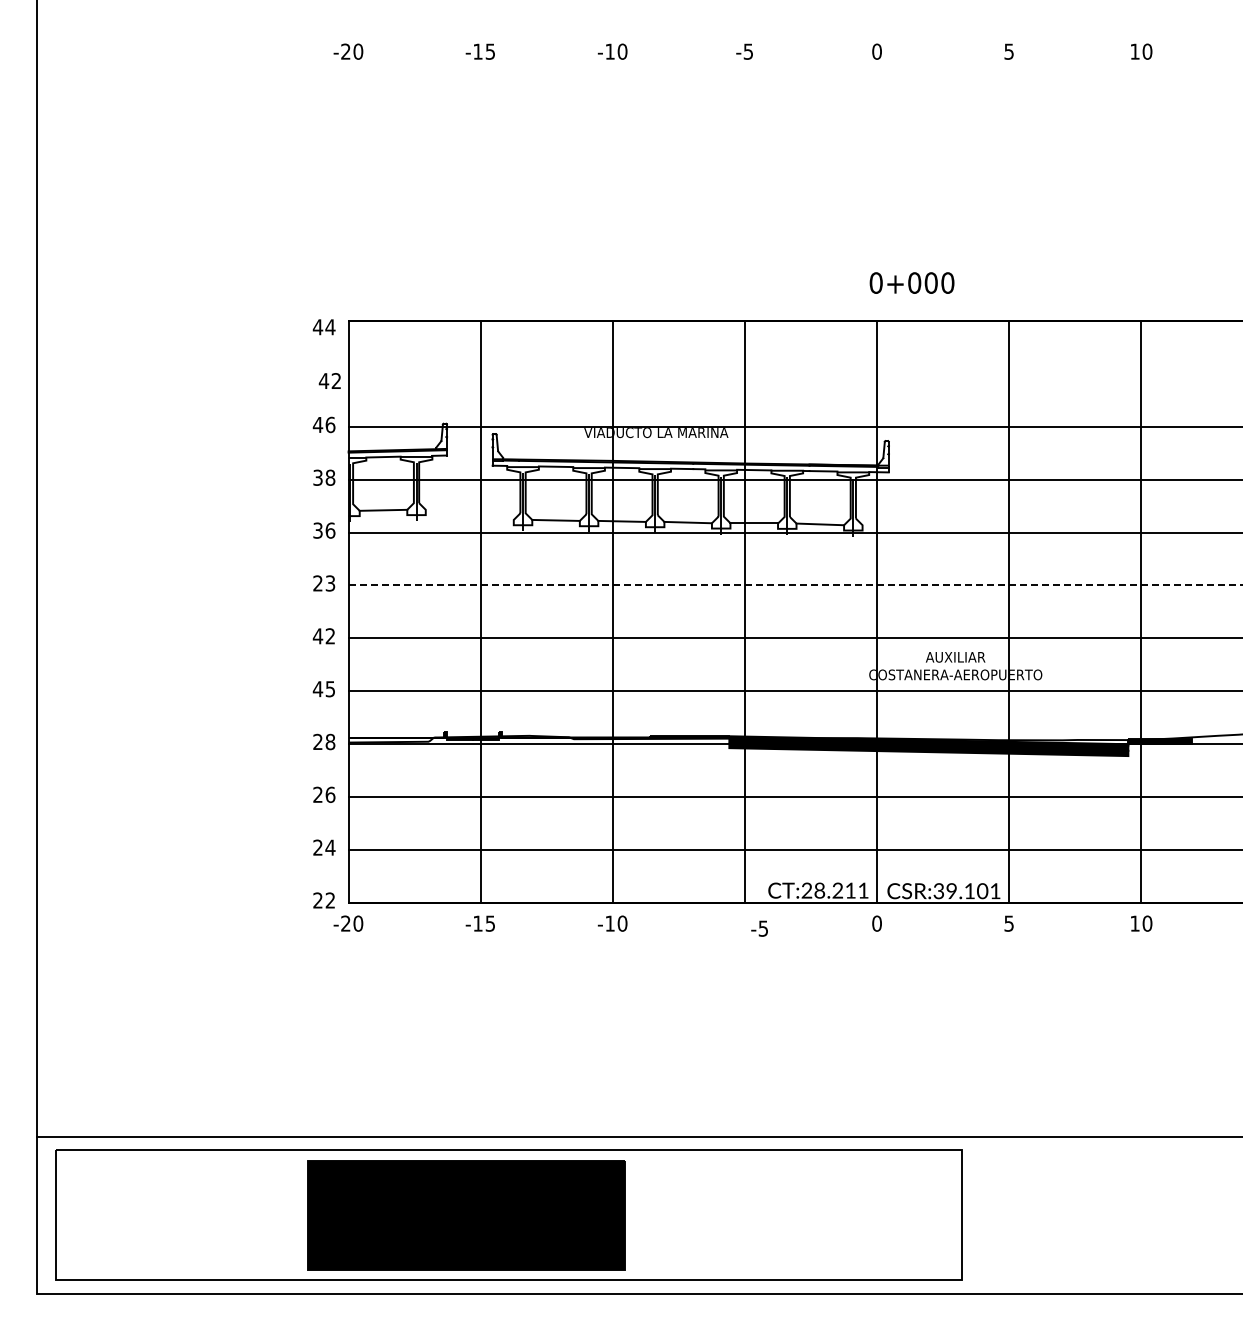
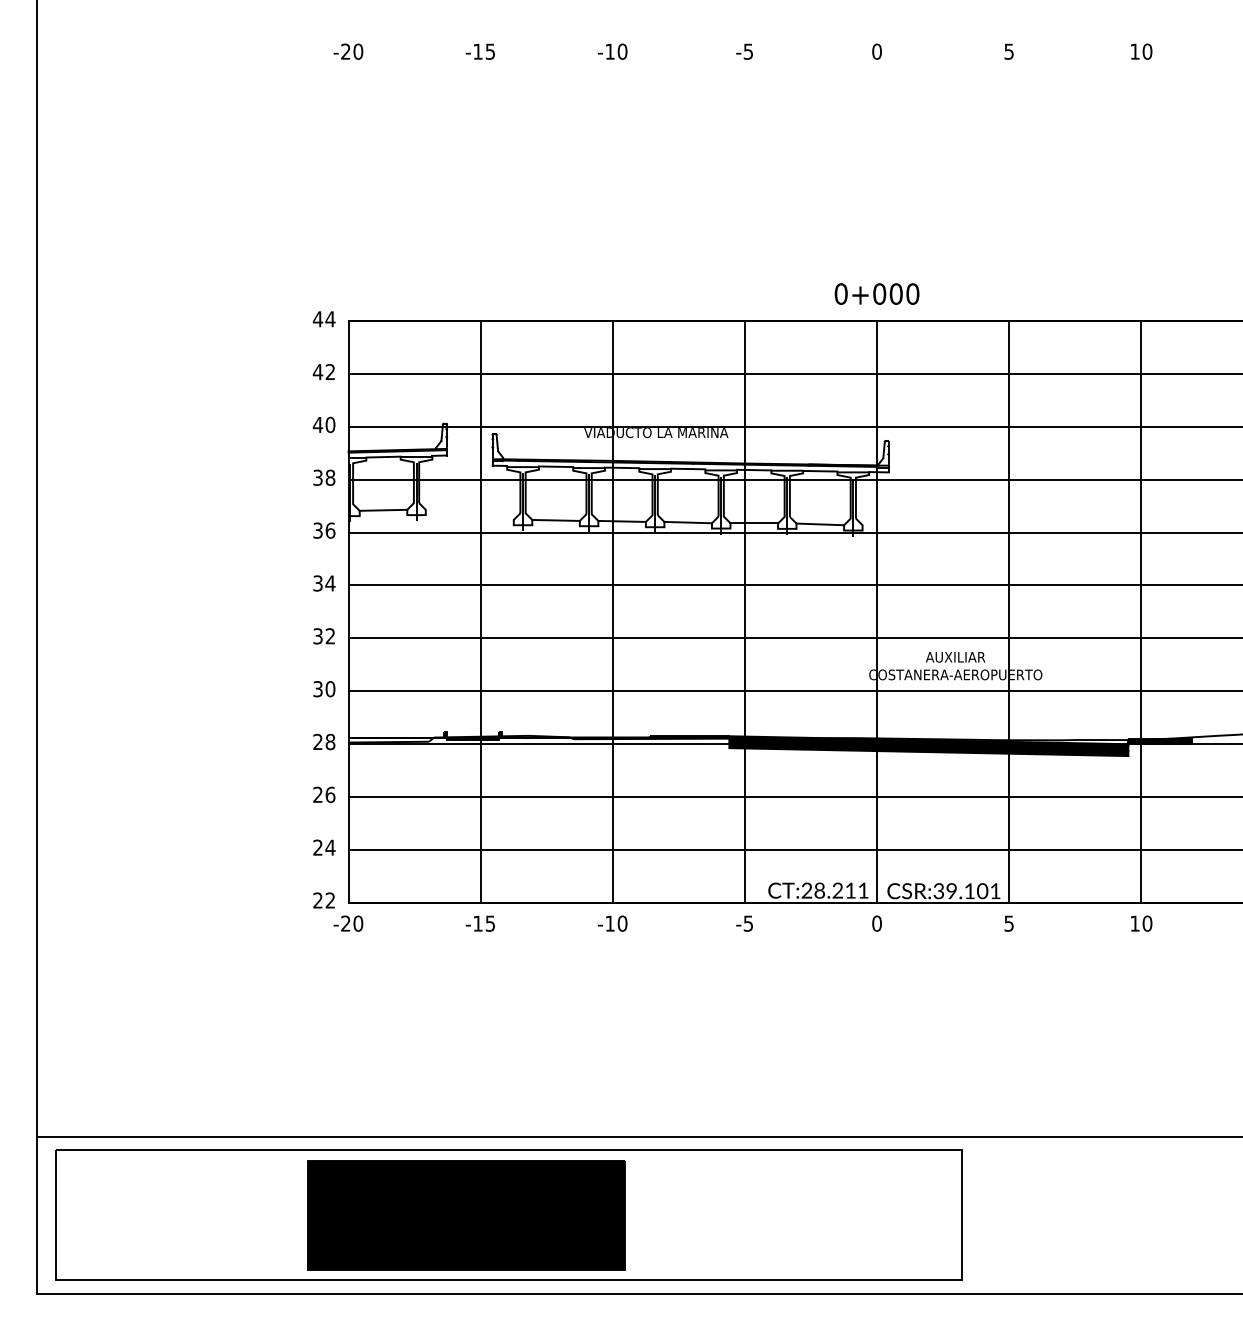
text position: (911, 282) -> (876, 293) (876, 293)
text position: (323, 327) -> (323, 319) (323, 319)
line: none -> present (793, 374)
text position: (329, 380) -> (323, 371) (323, 371)
text: 46 -> 40 (330, 424)
text: 23 -> 34 (324, 583)
line: dashed -> solid (795, 585)
text: 42 -> 32 (317, 636)
text: 45 -> 30 (323, 689)
text position: (759, 928) -> (744, 923) (744, 923)
